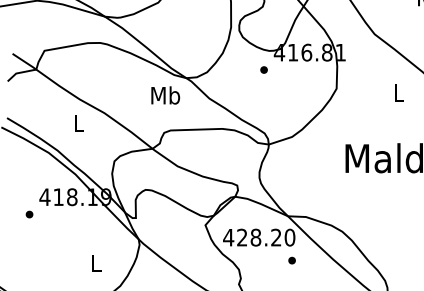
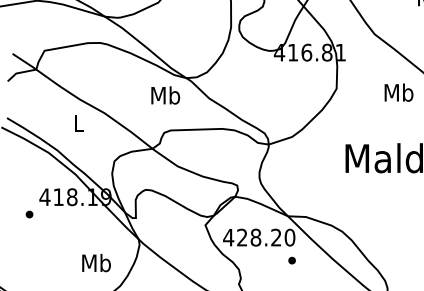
part: present -> none (263, 69)
text: L -> Mb (398, 92)
text: L -> Mb (96, 262)
